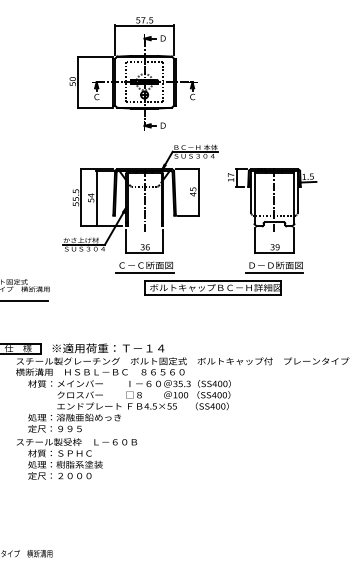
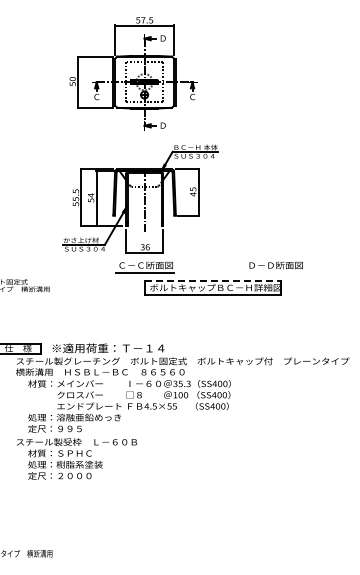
part: present -> none (272, 210)
line: present -> none (274, 272)
line: solid -> dashed (213, 280)
line: present -> none (24, 300)
